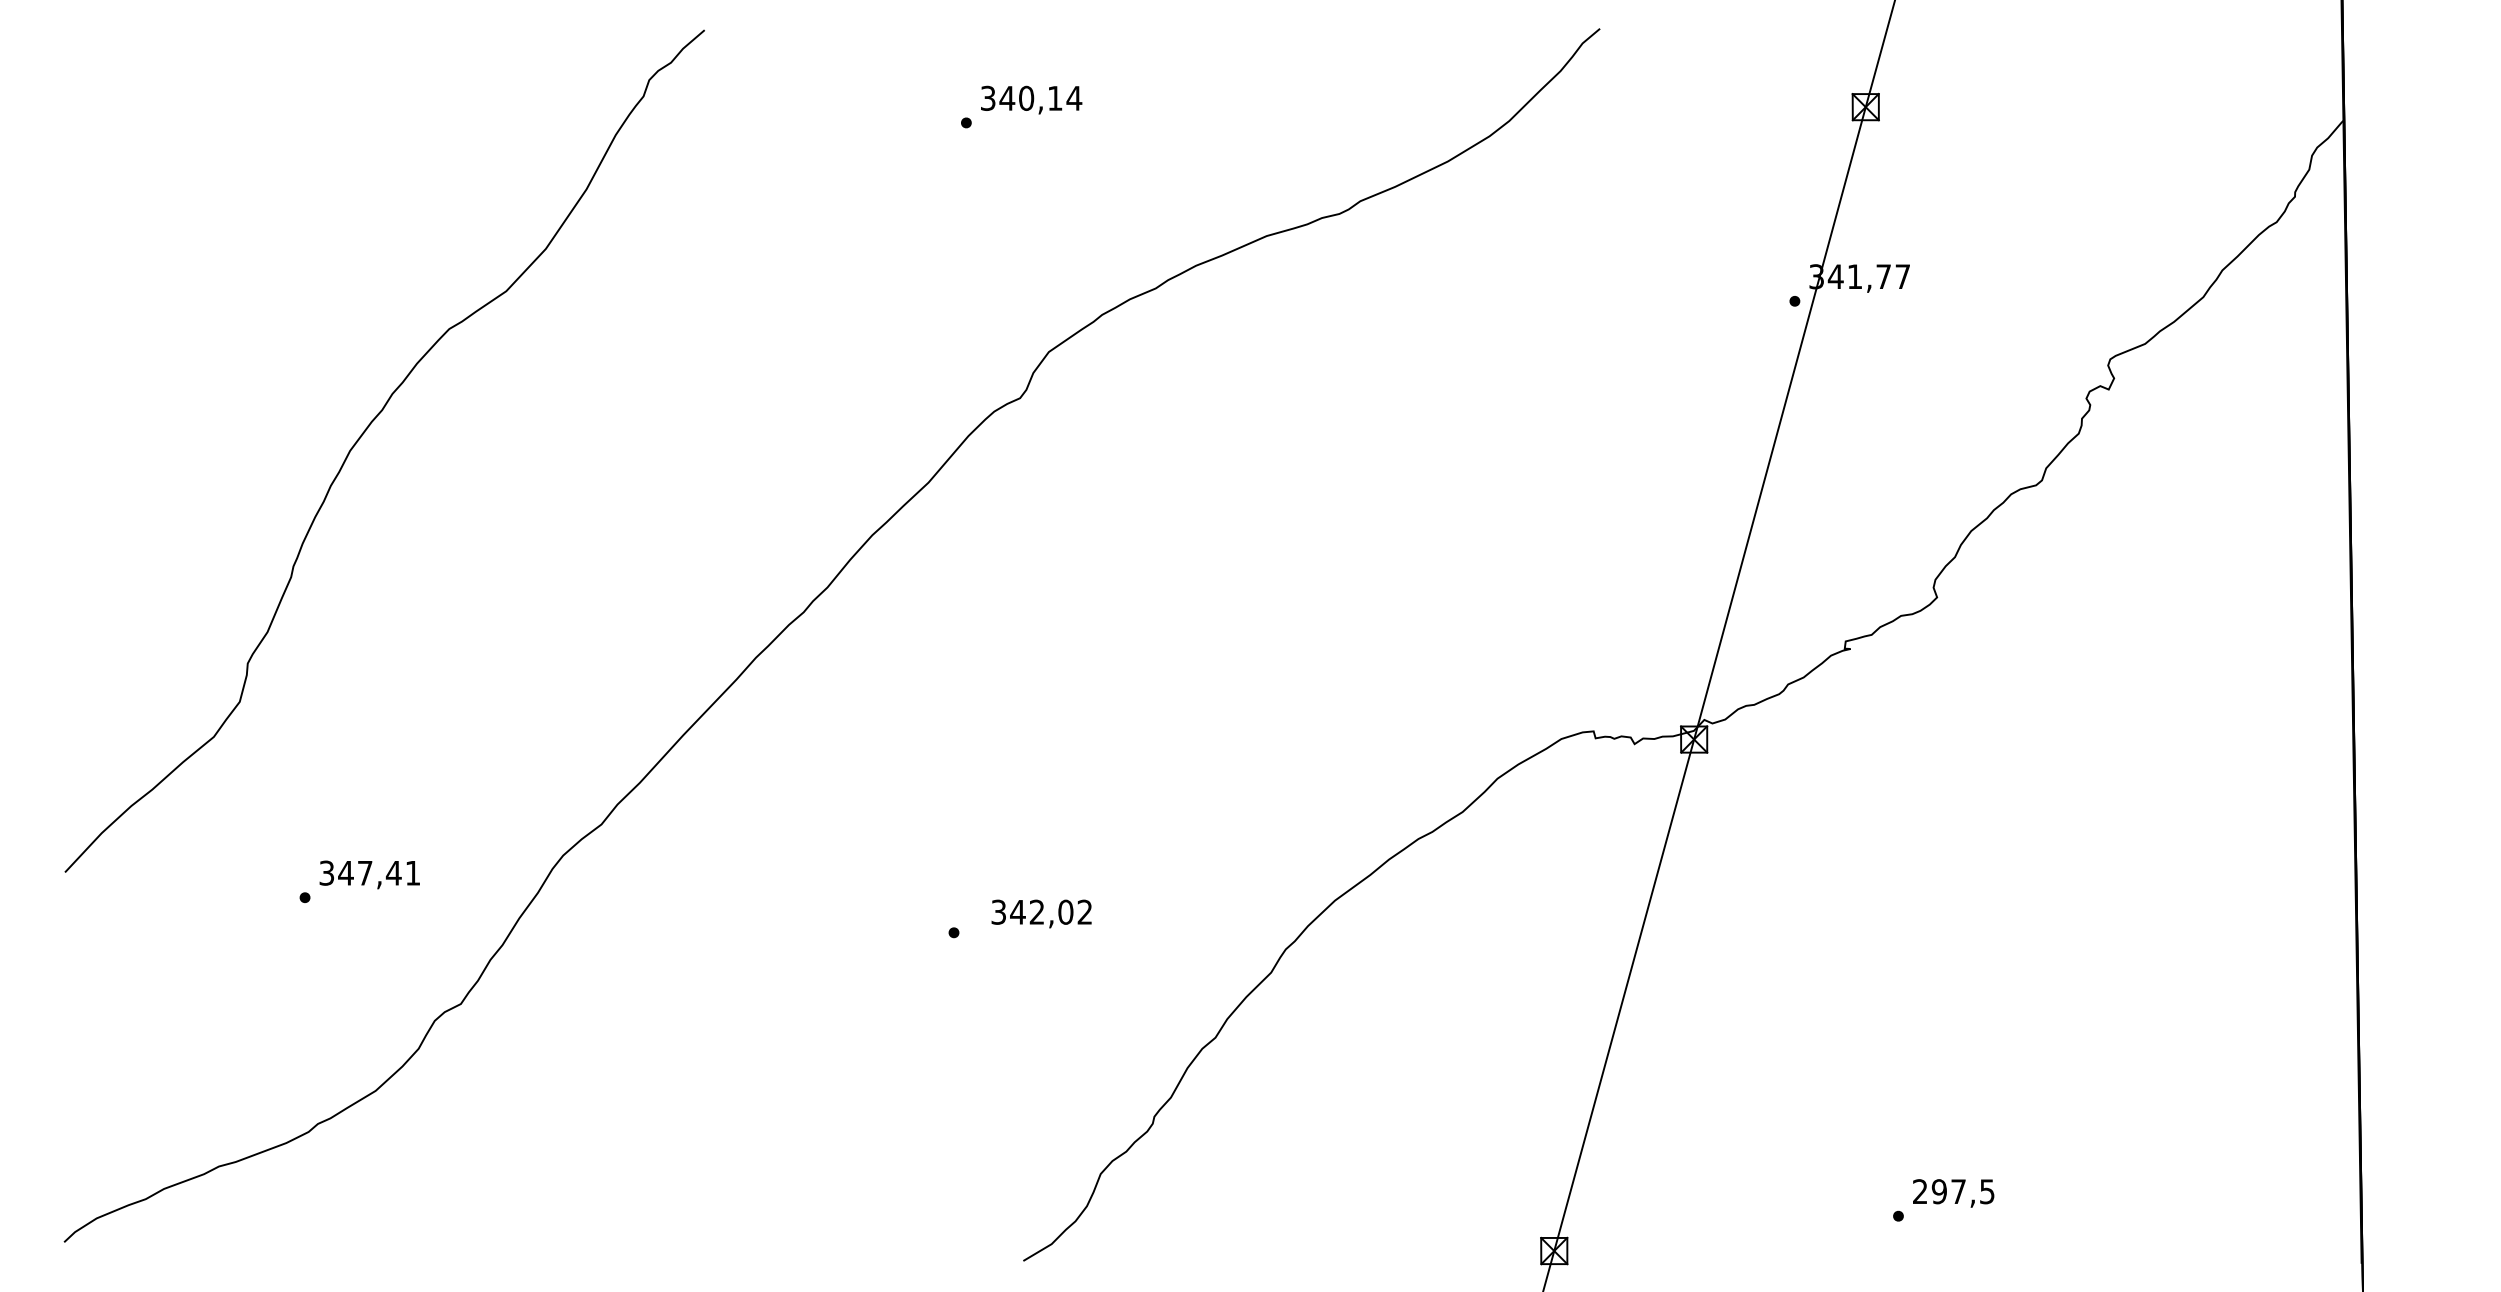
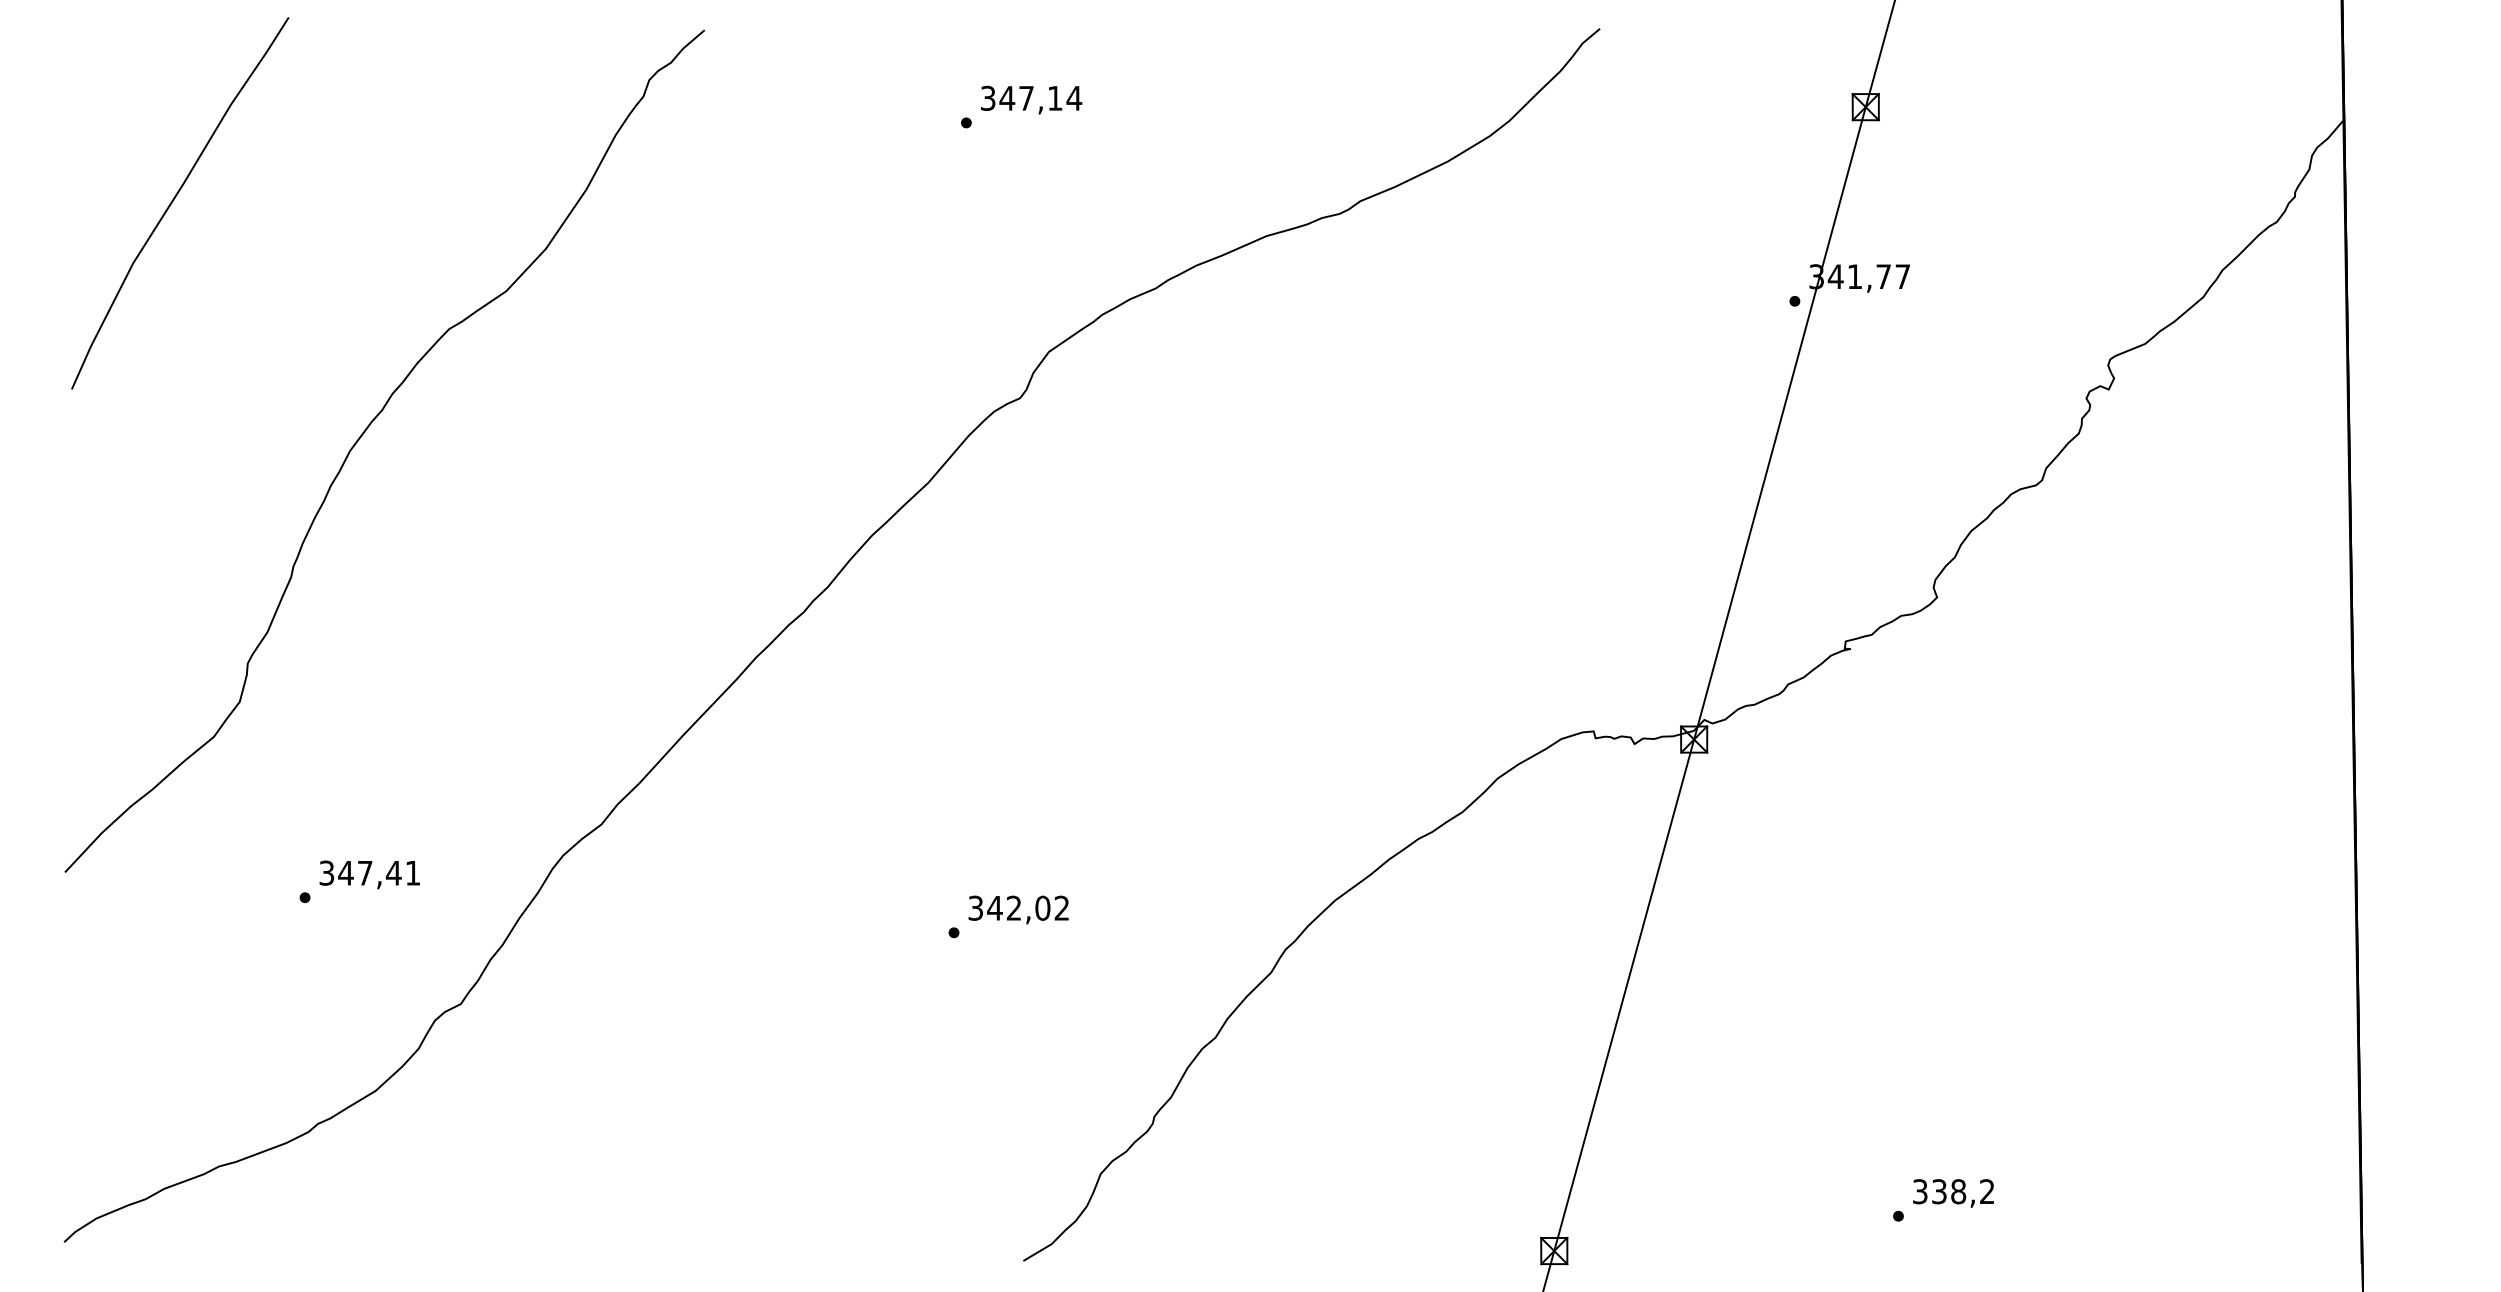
text: 340,14 -> 347,14 (1026, 97)
curve: none -> present (174, 200)
text position: (1041, 913) -> (1018, 909) (1018, 909)
text: 297,5 -> 338,2 (1953, 1191)
